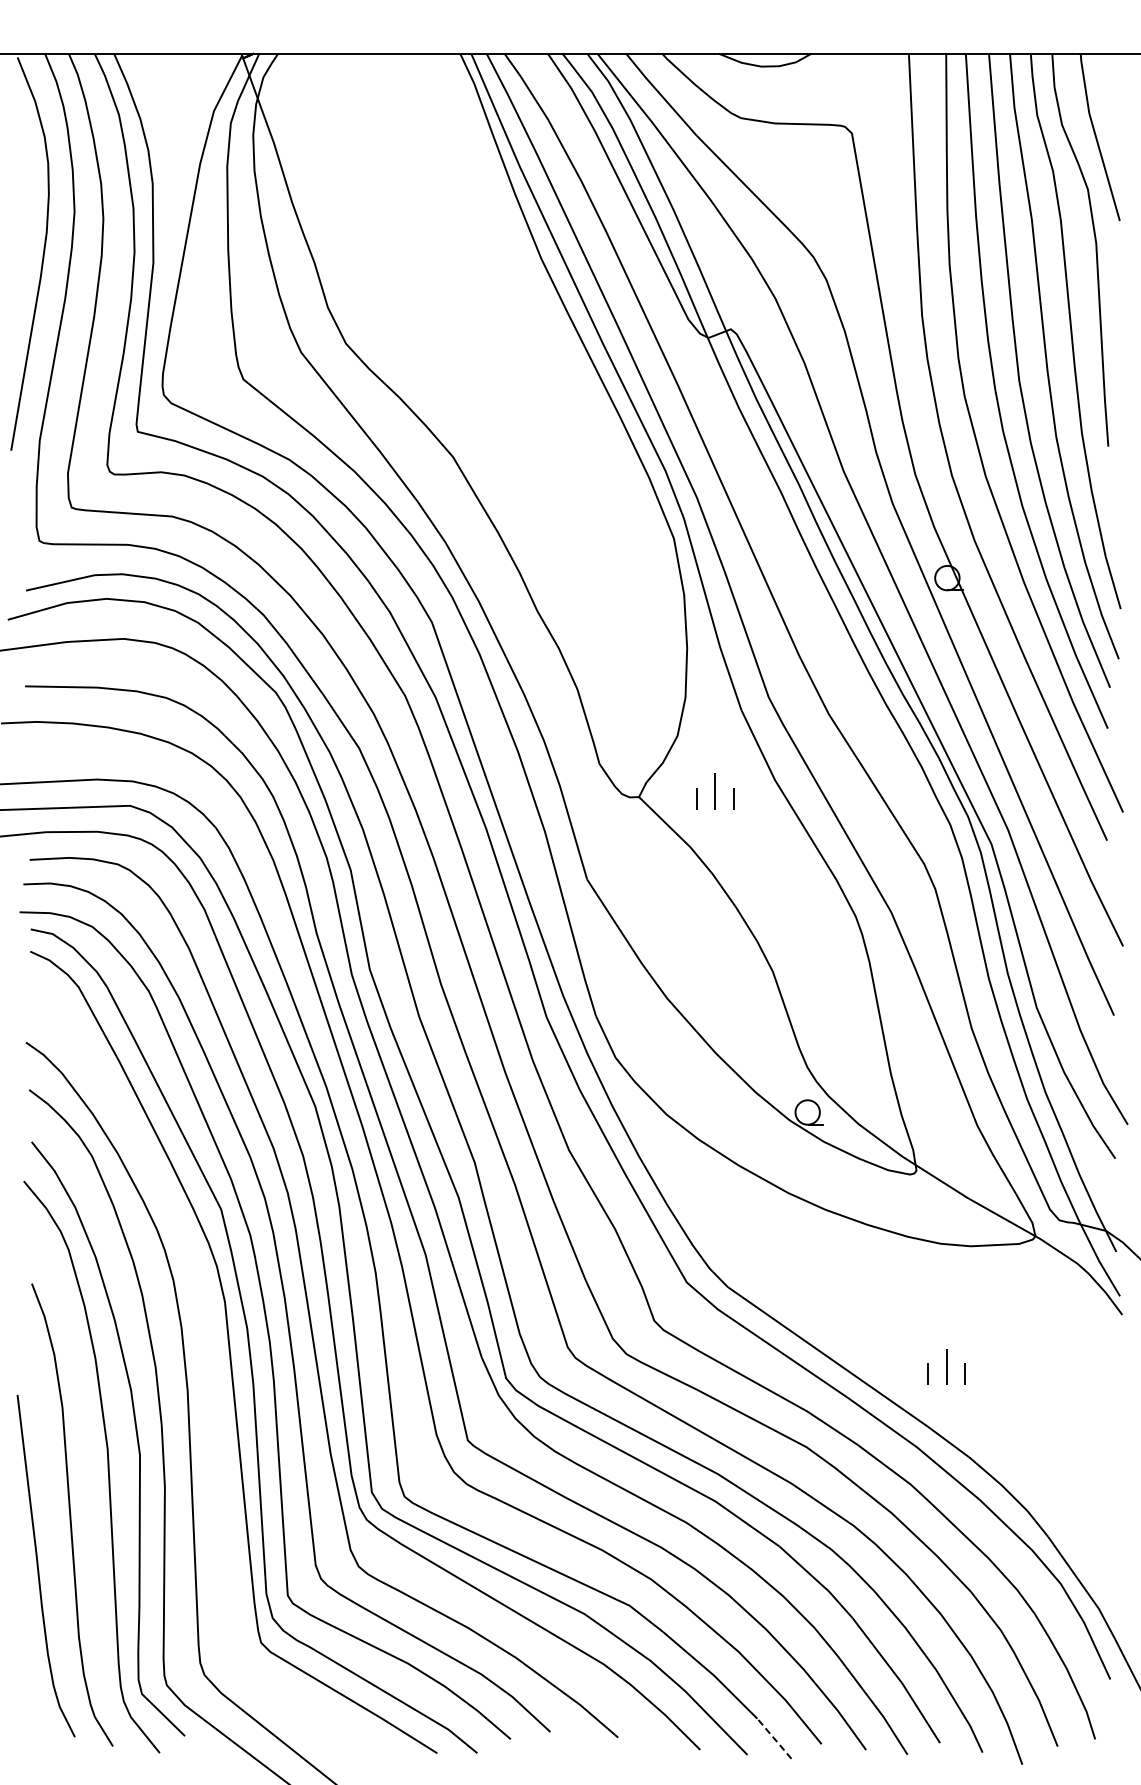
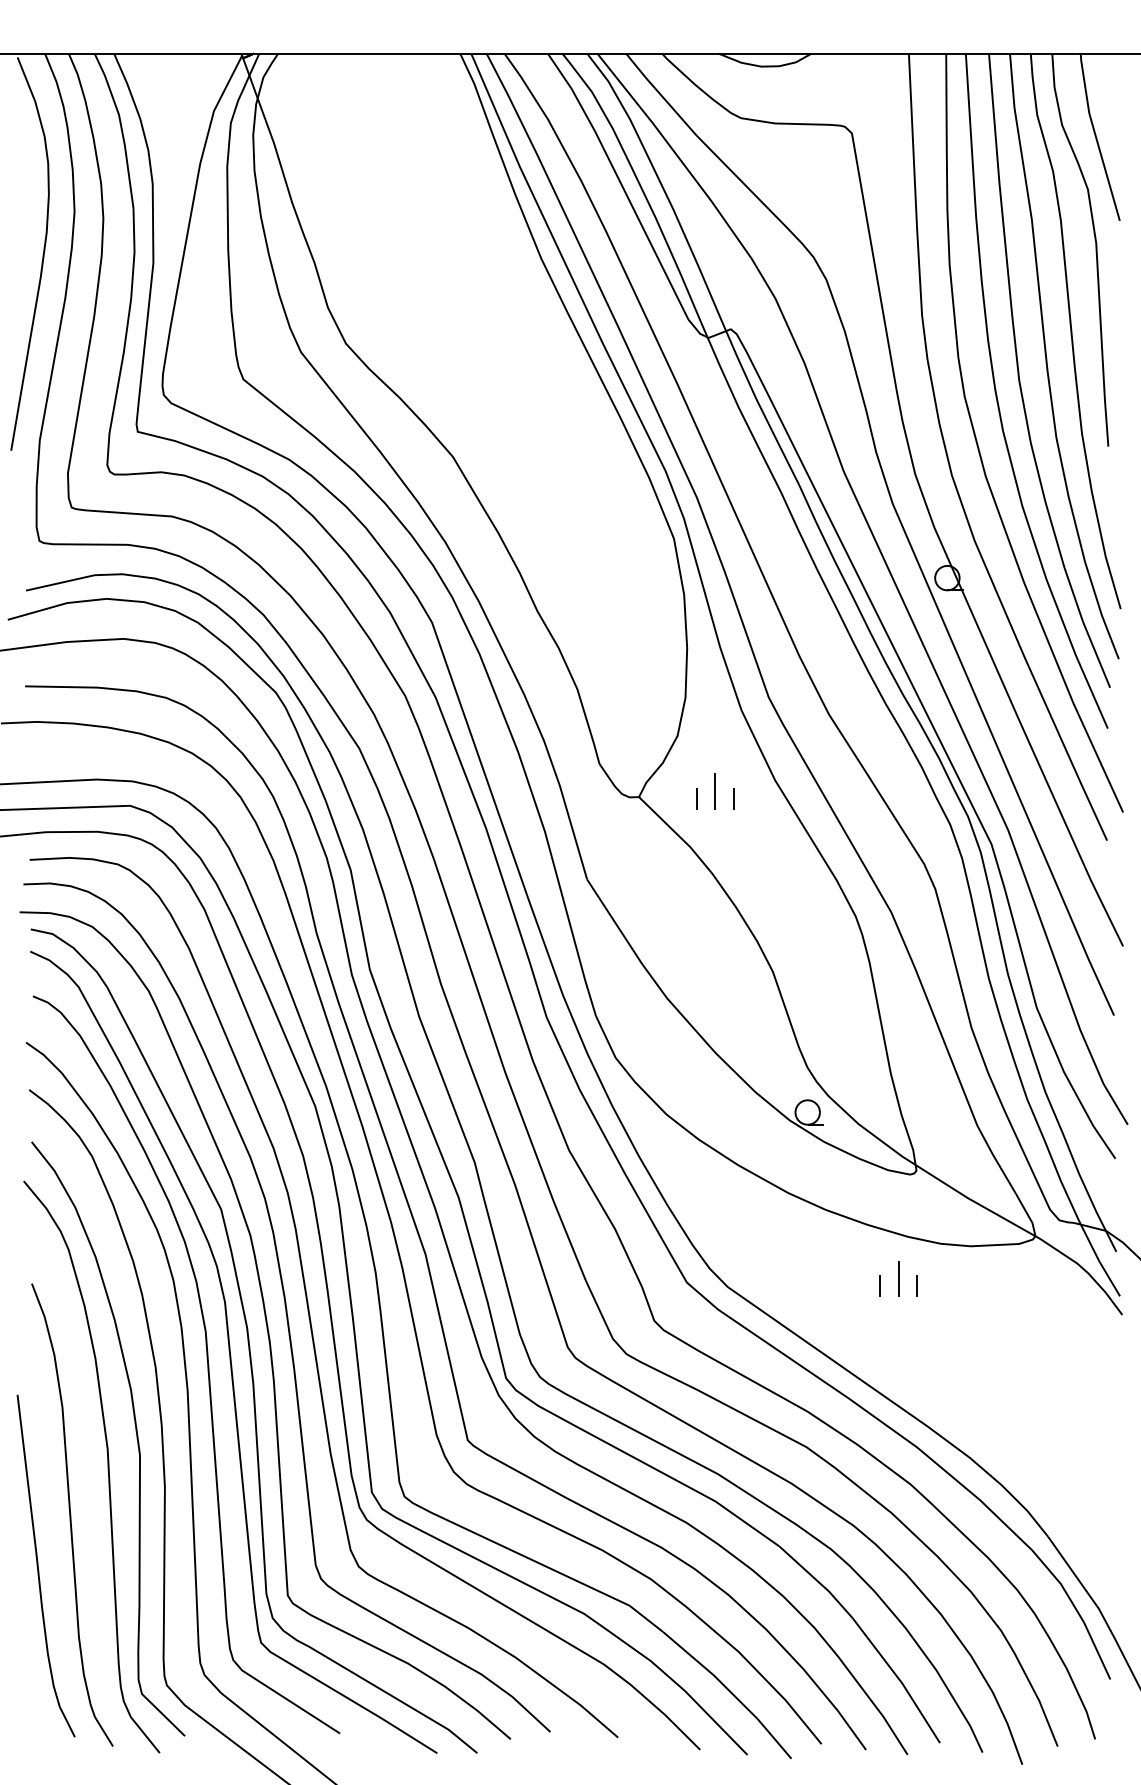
curve: none -> present (206, 1359)
part position: (946, 1366) -> (898, 1278) (898, 1278)
line: dashed -> solid (774, 1738)
